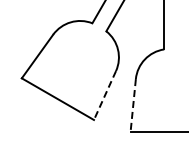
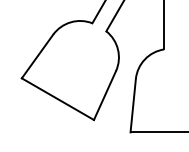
line: dashed -> solid (105, 95)
line: dashed -> solid (133, 105)
